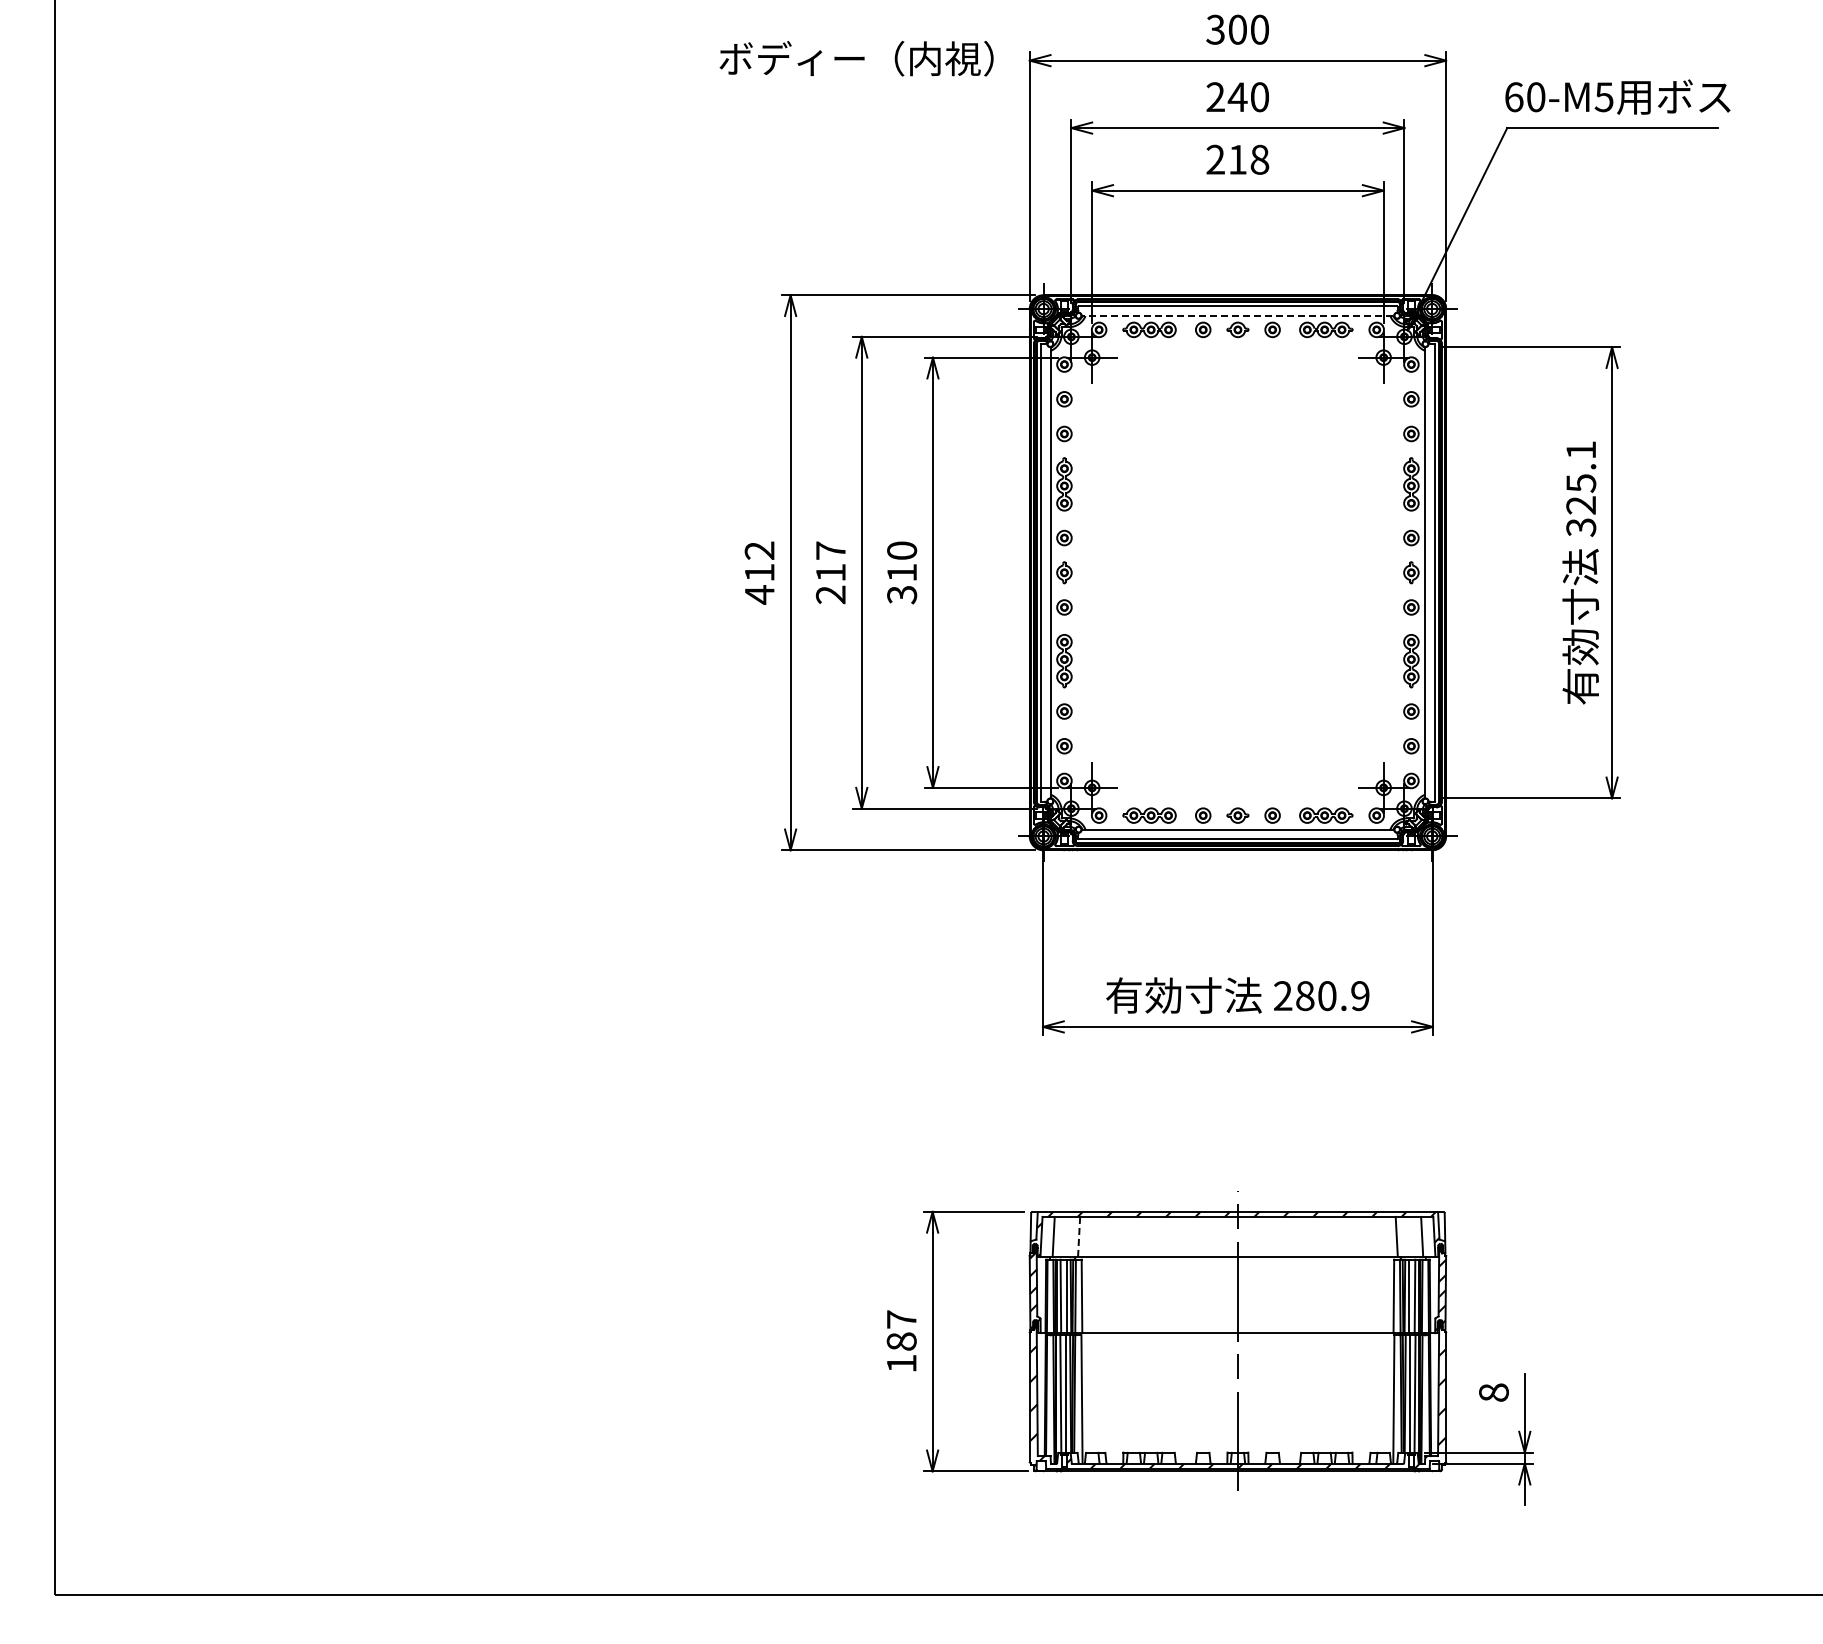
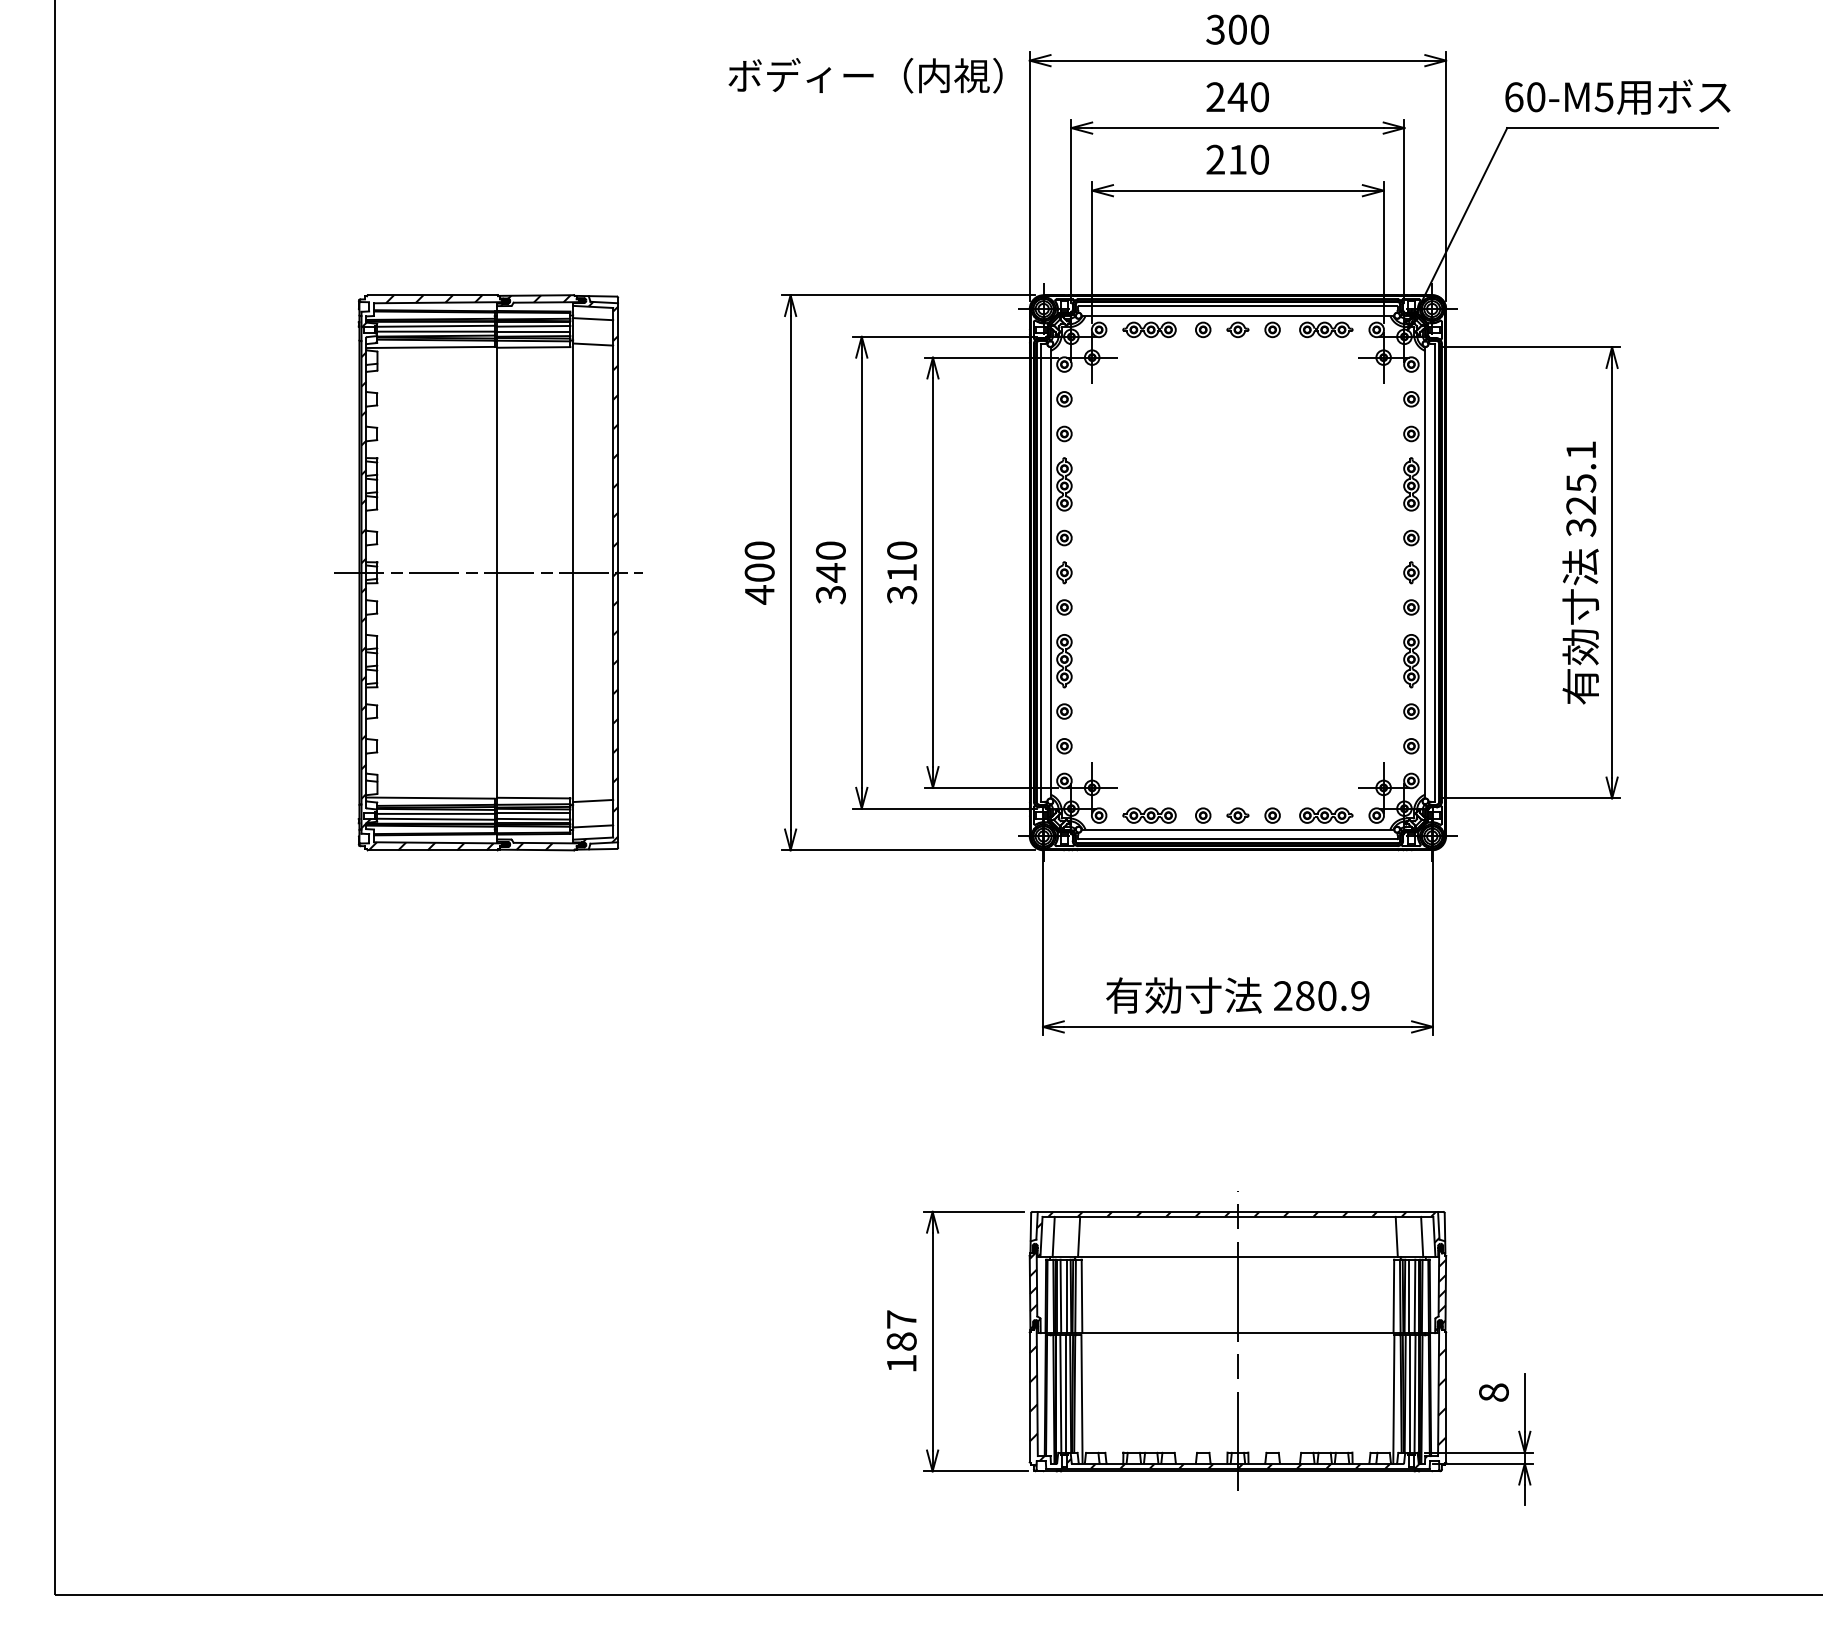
text position: (856, 58) -> (865, 75) (865, 75)
text: 218 -> 210 (1259, 159)
line: dashed -> solid (1237, 316)
text: 412 -> 400 (759, 561)
part: none -> present (488, 572)
text: 217 -> 340 (830, 572)
line: dashed -> solid (1079, 1237)
